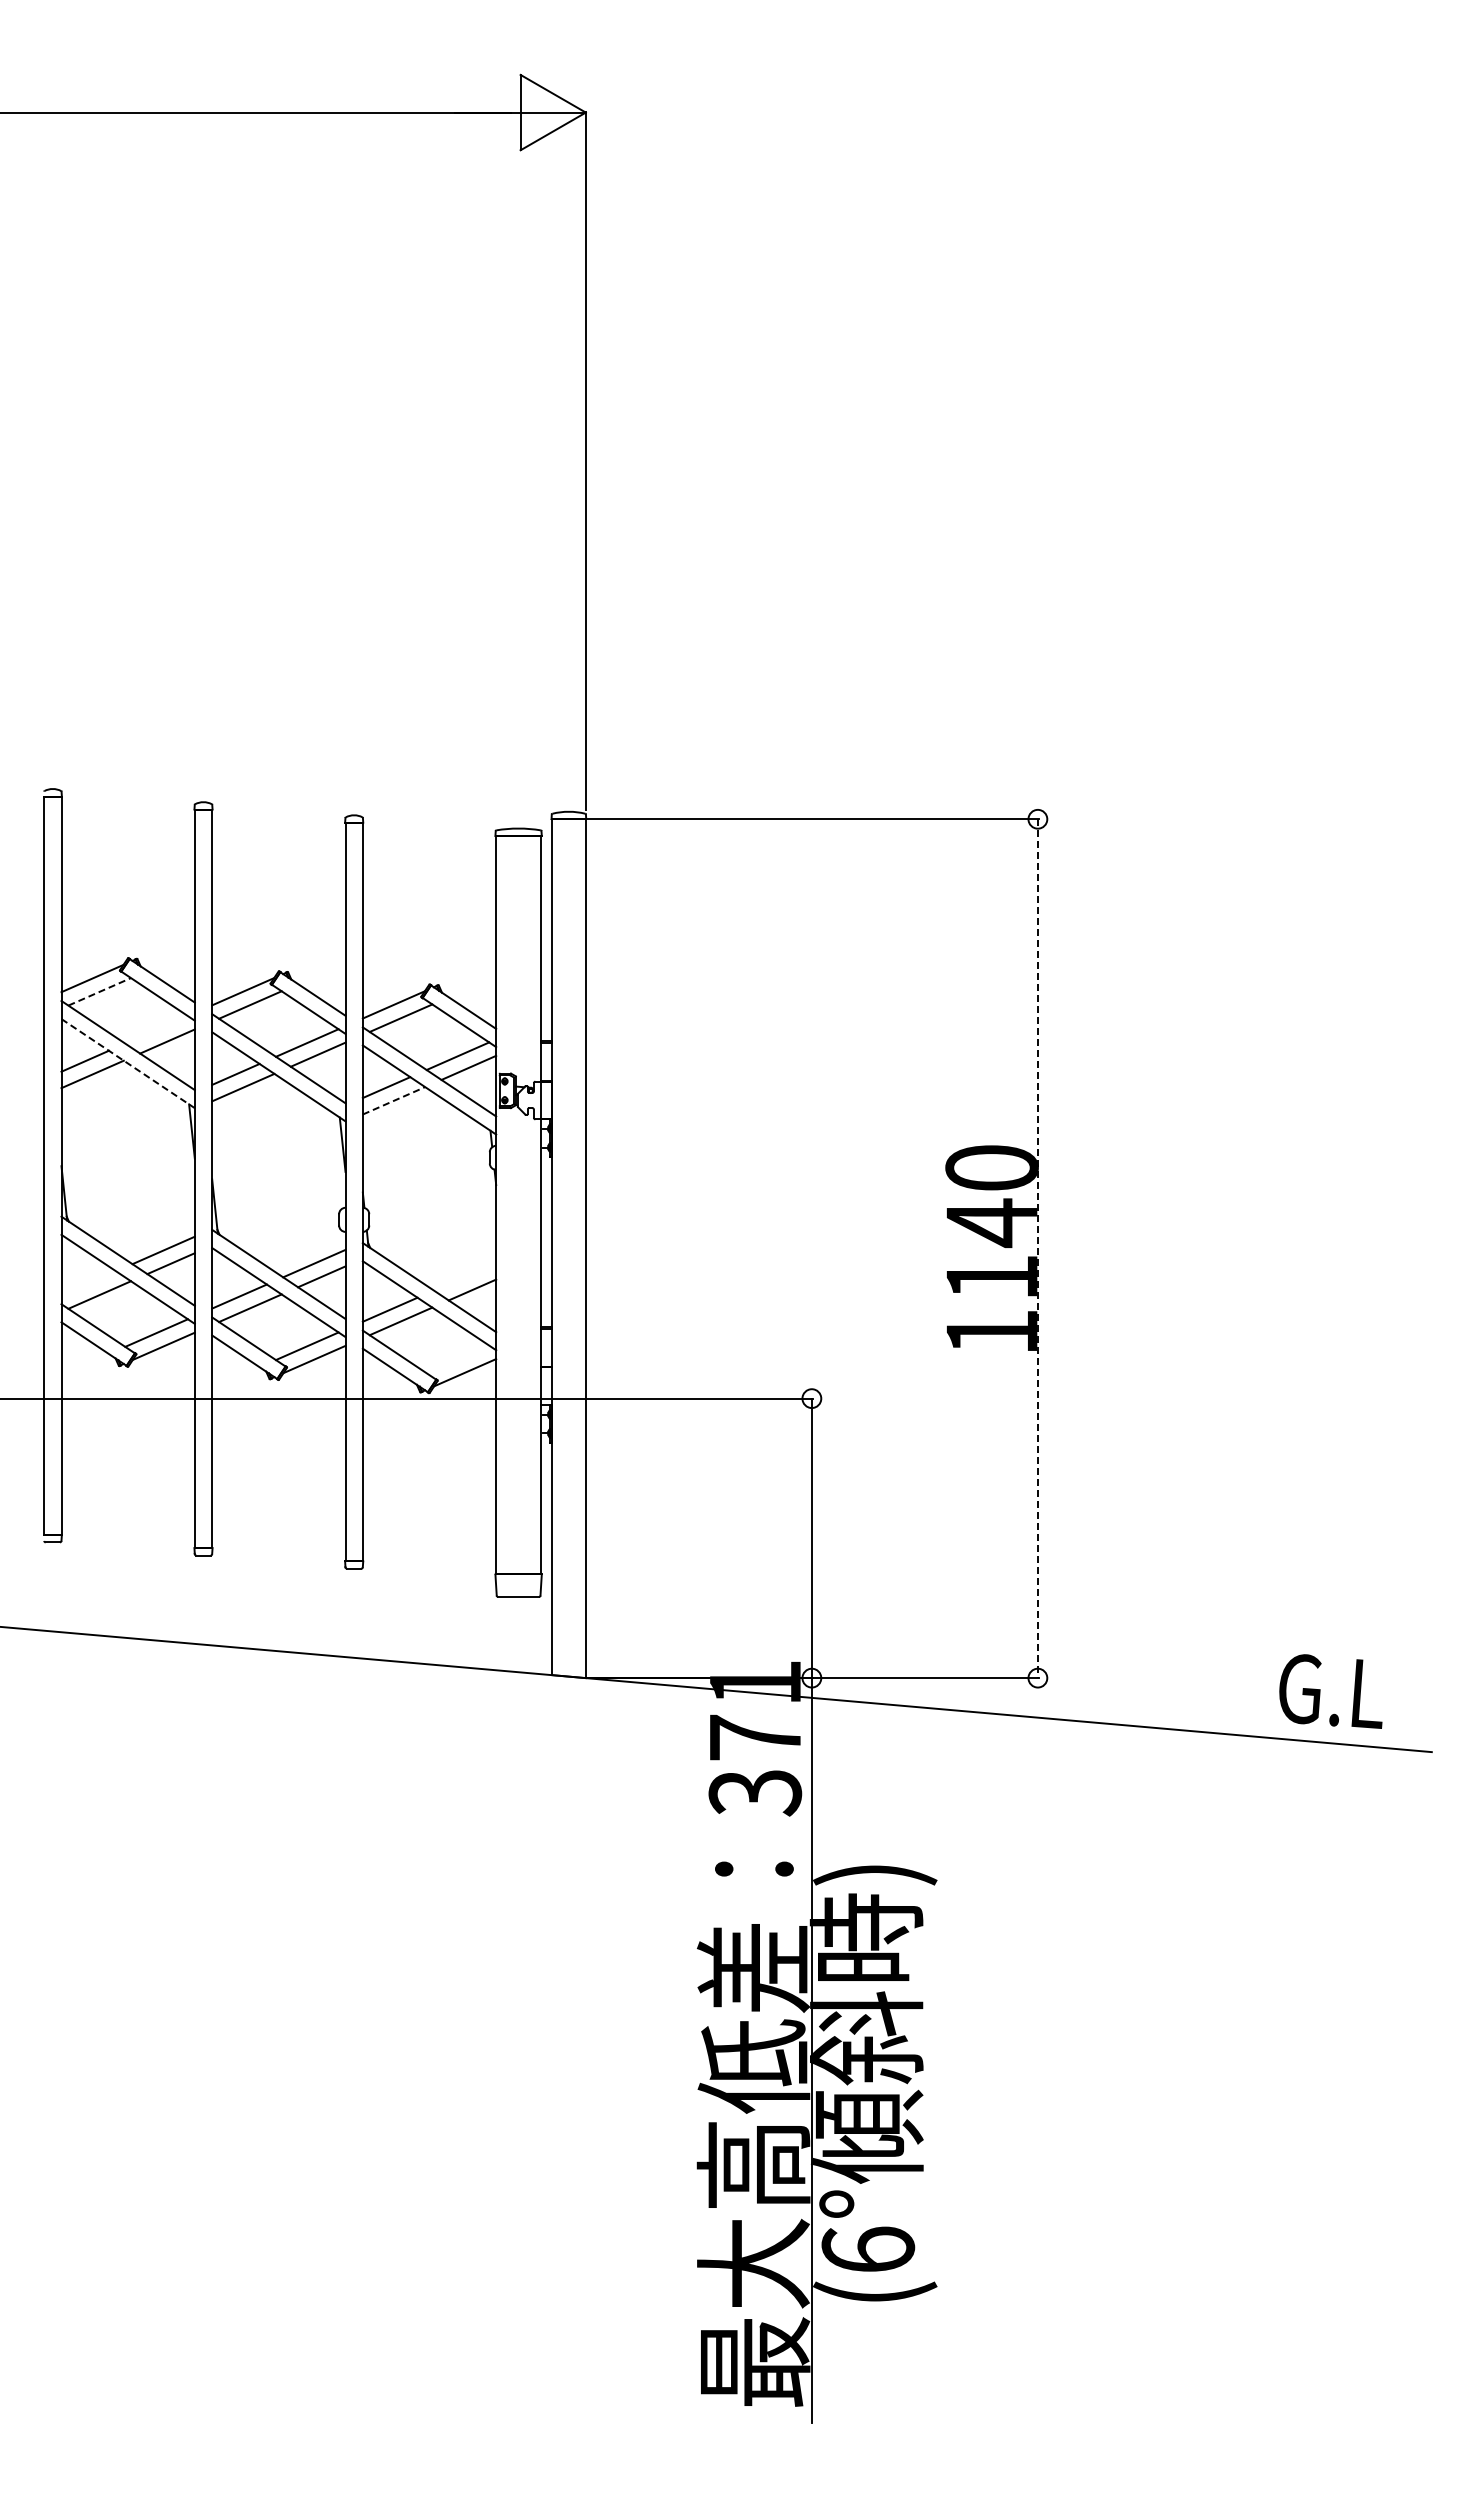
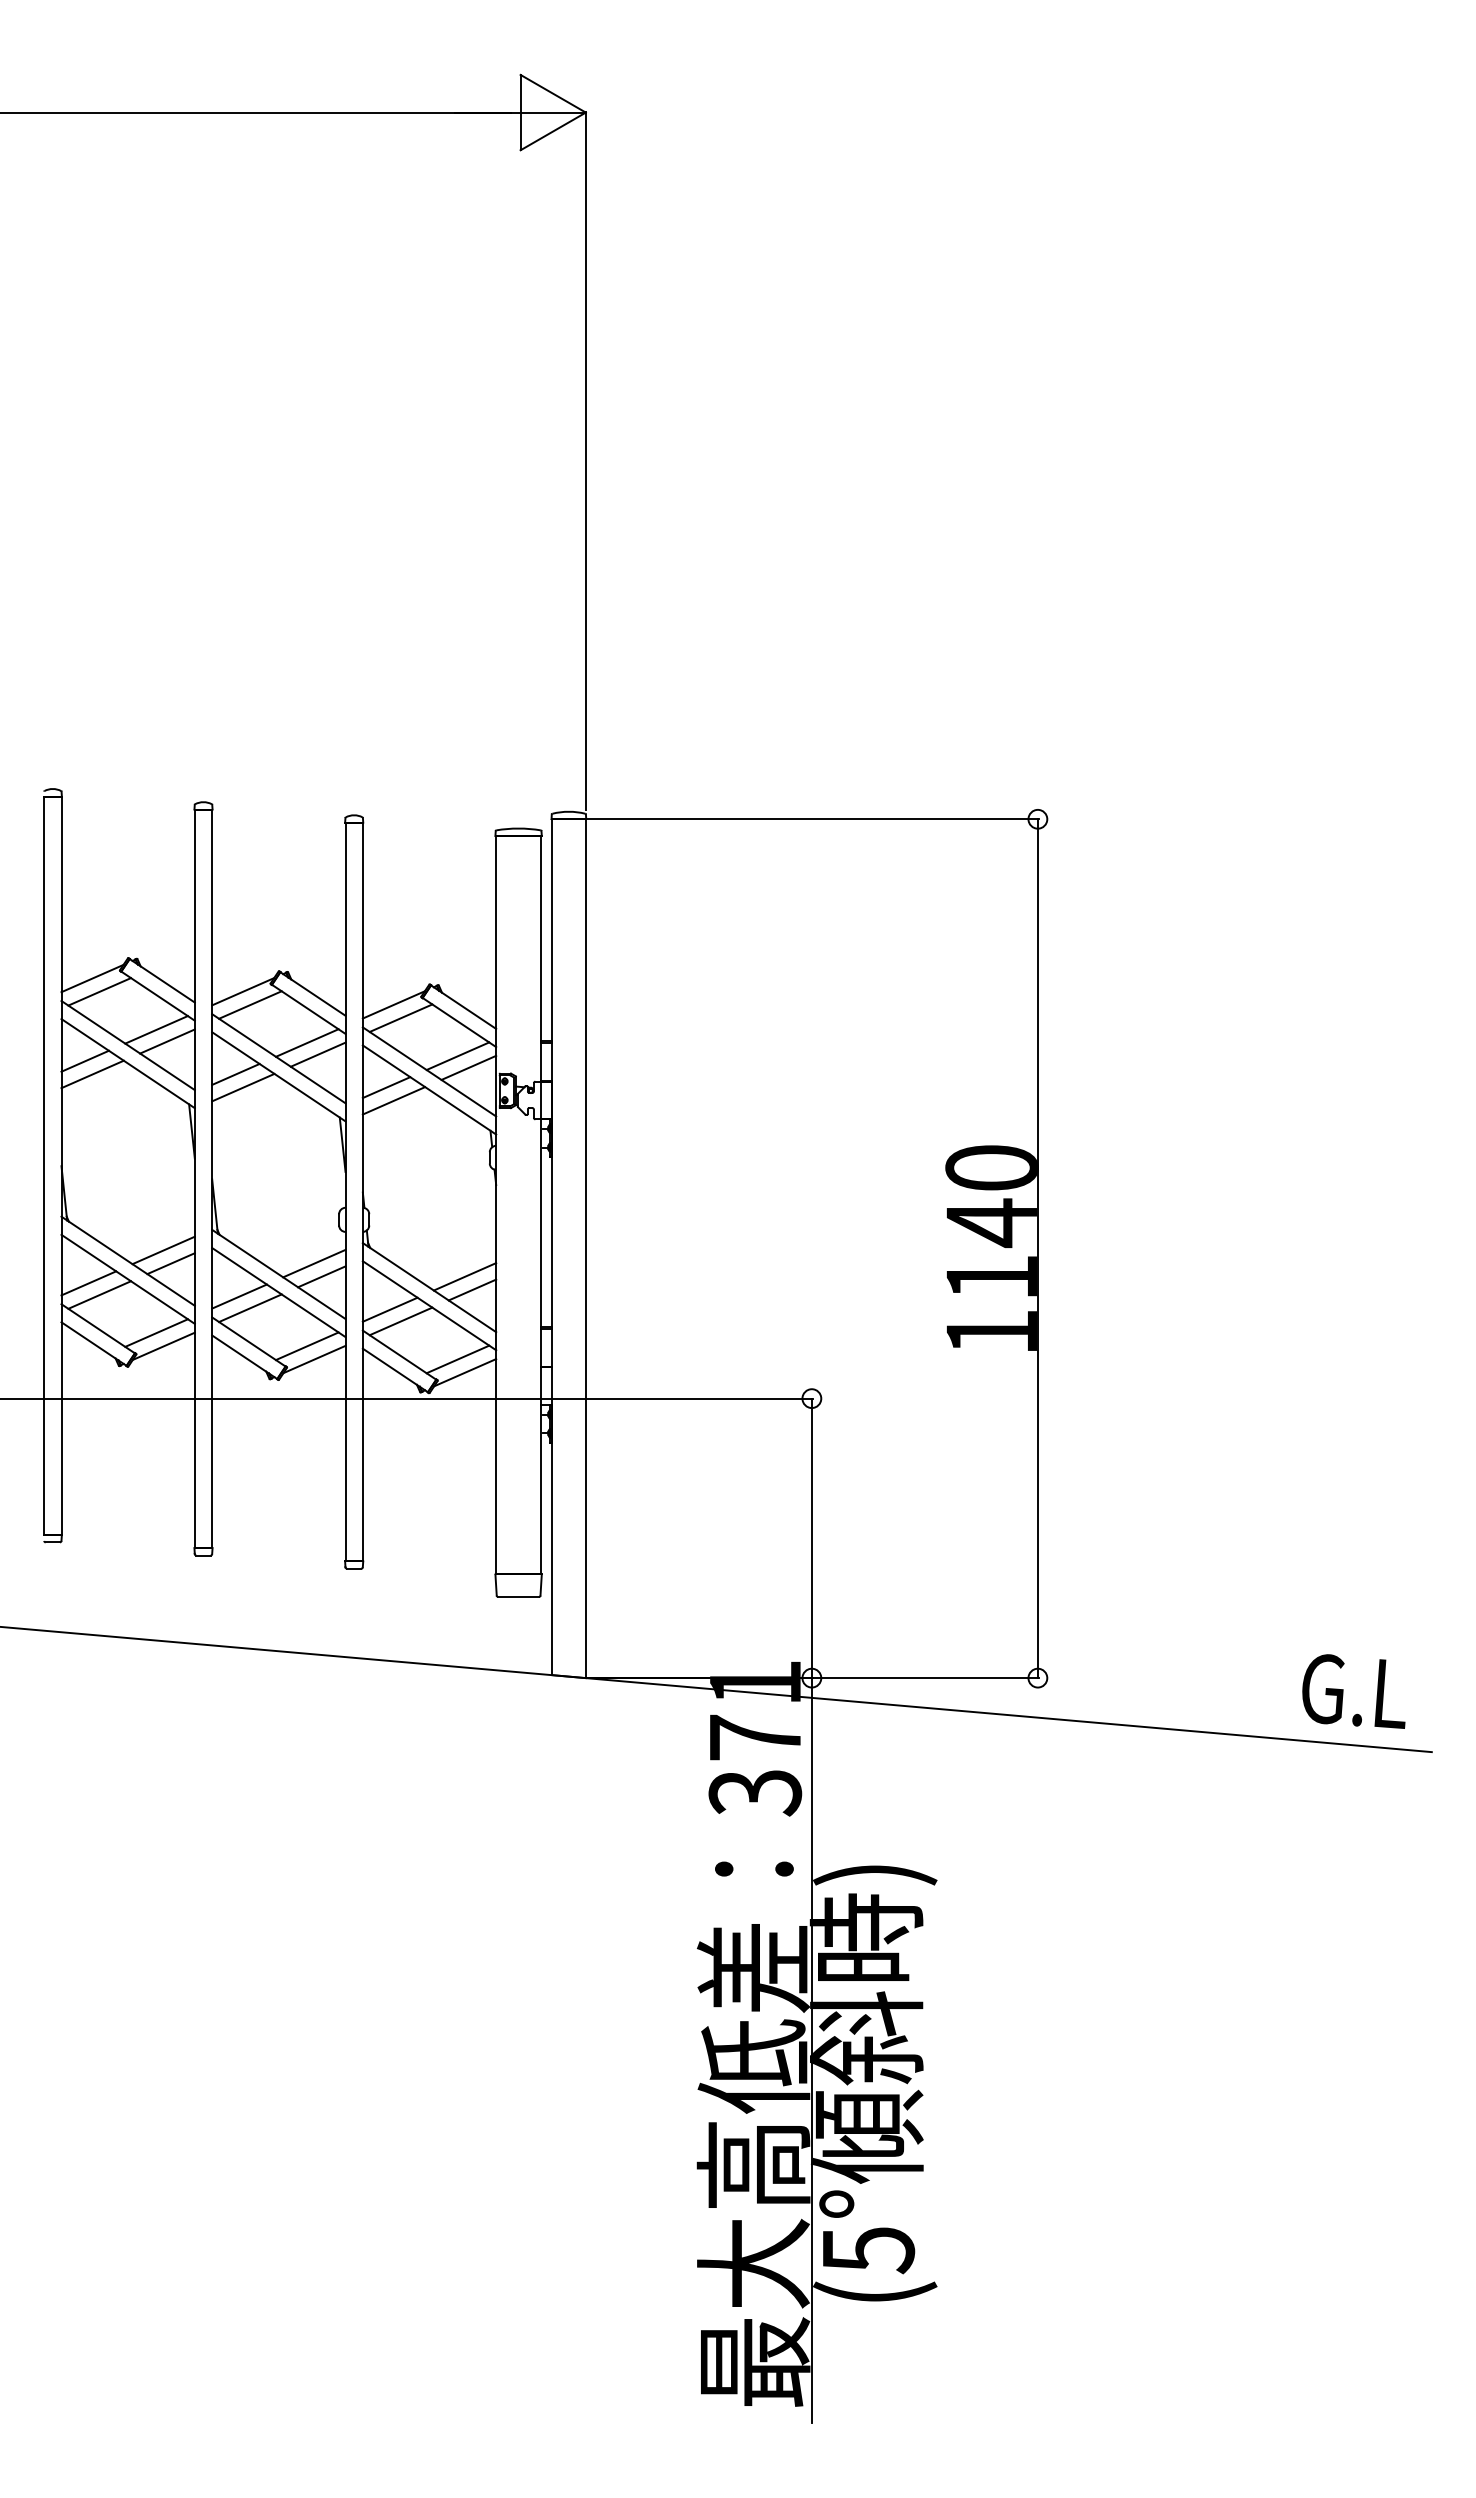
line: dashed -> solid (100, 991)
line: none -> present (156, 1029)
line: dashed -> solid (128, 1063)
line: dashed -> solid (394, 1100)
line: dashed -> solid (1037, 1249)
line: none -> present (464, 1276)
line: none -> present (88, 1283)
line: none -> present (457, 1359)
text position: (1330, 1691) -> (1353, 1691) (1353, 1691)
text: (6° -> (5° (868, 2250)
